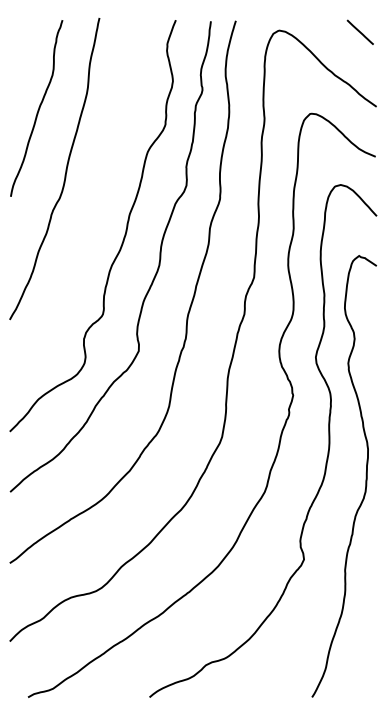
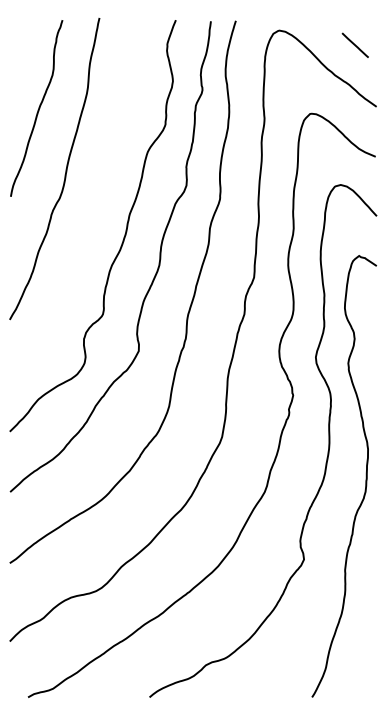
line position: (359, 31) -> (354, 44) (354, 44)
